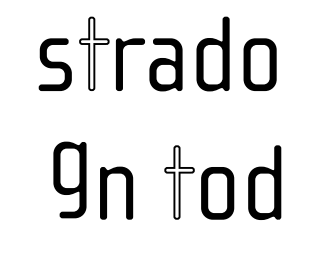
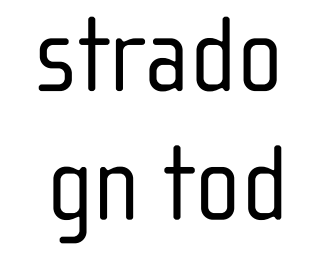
fill: none -> present (94, 53)
part position: (69, 179) -> (69, 204) (69, 204)
fill: none -> present (179, 182)
